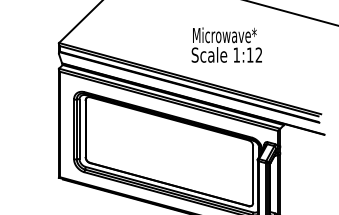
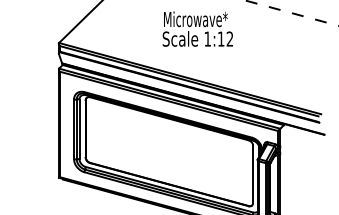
line: solid -> dashed (290, 12)
text position: (226, 44) -> (197, 28) (197, 28)
